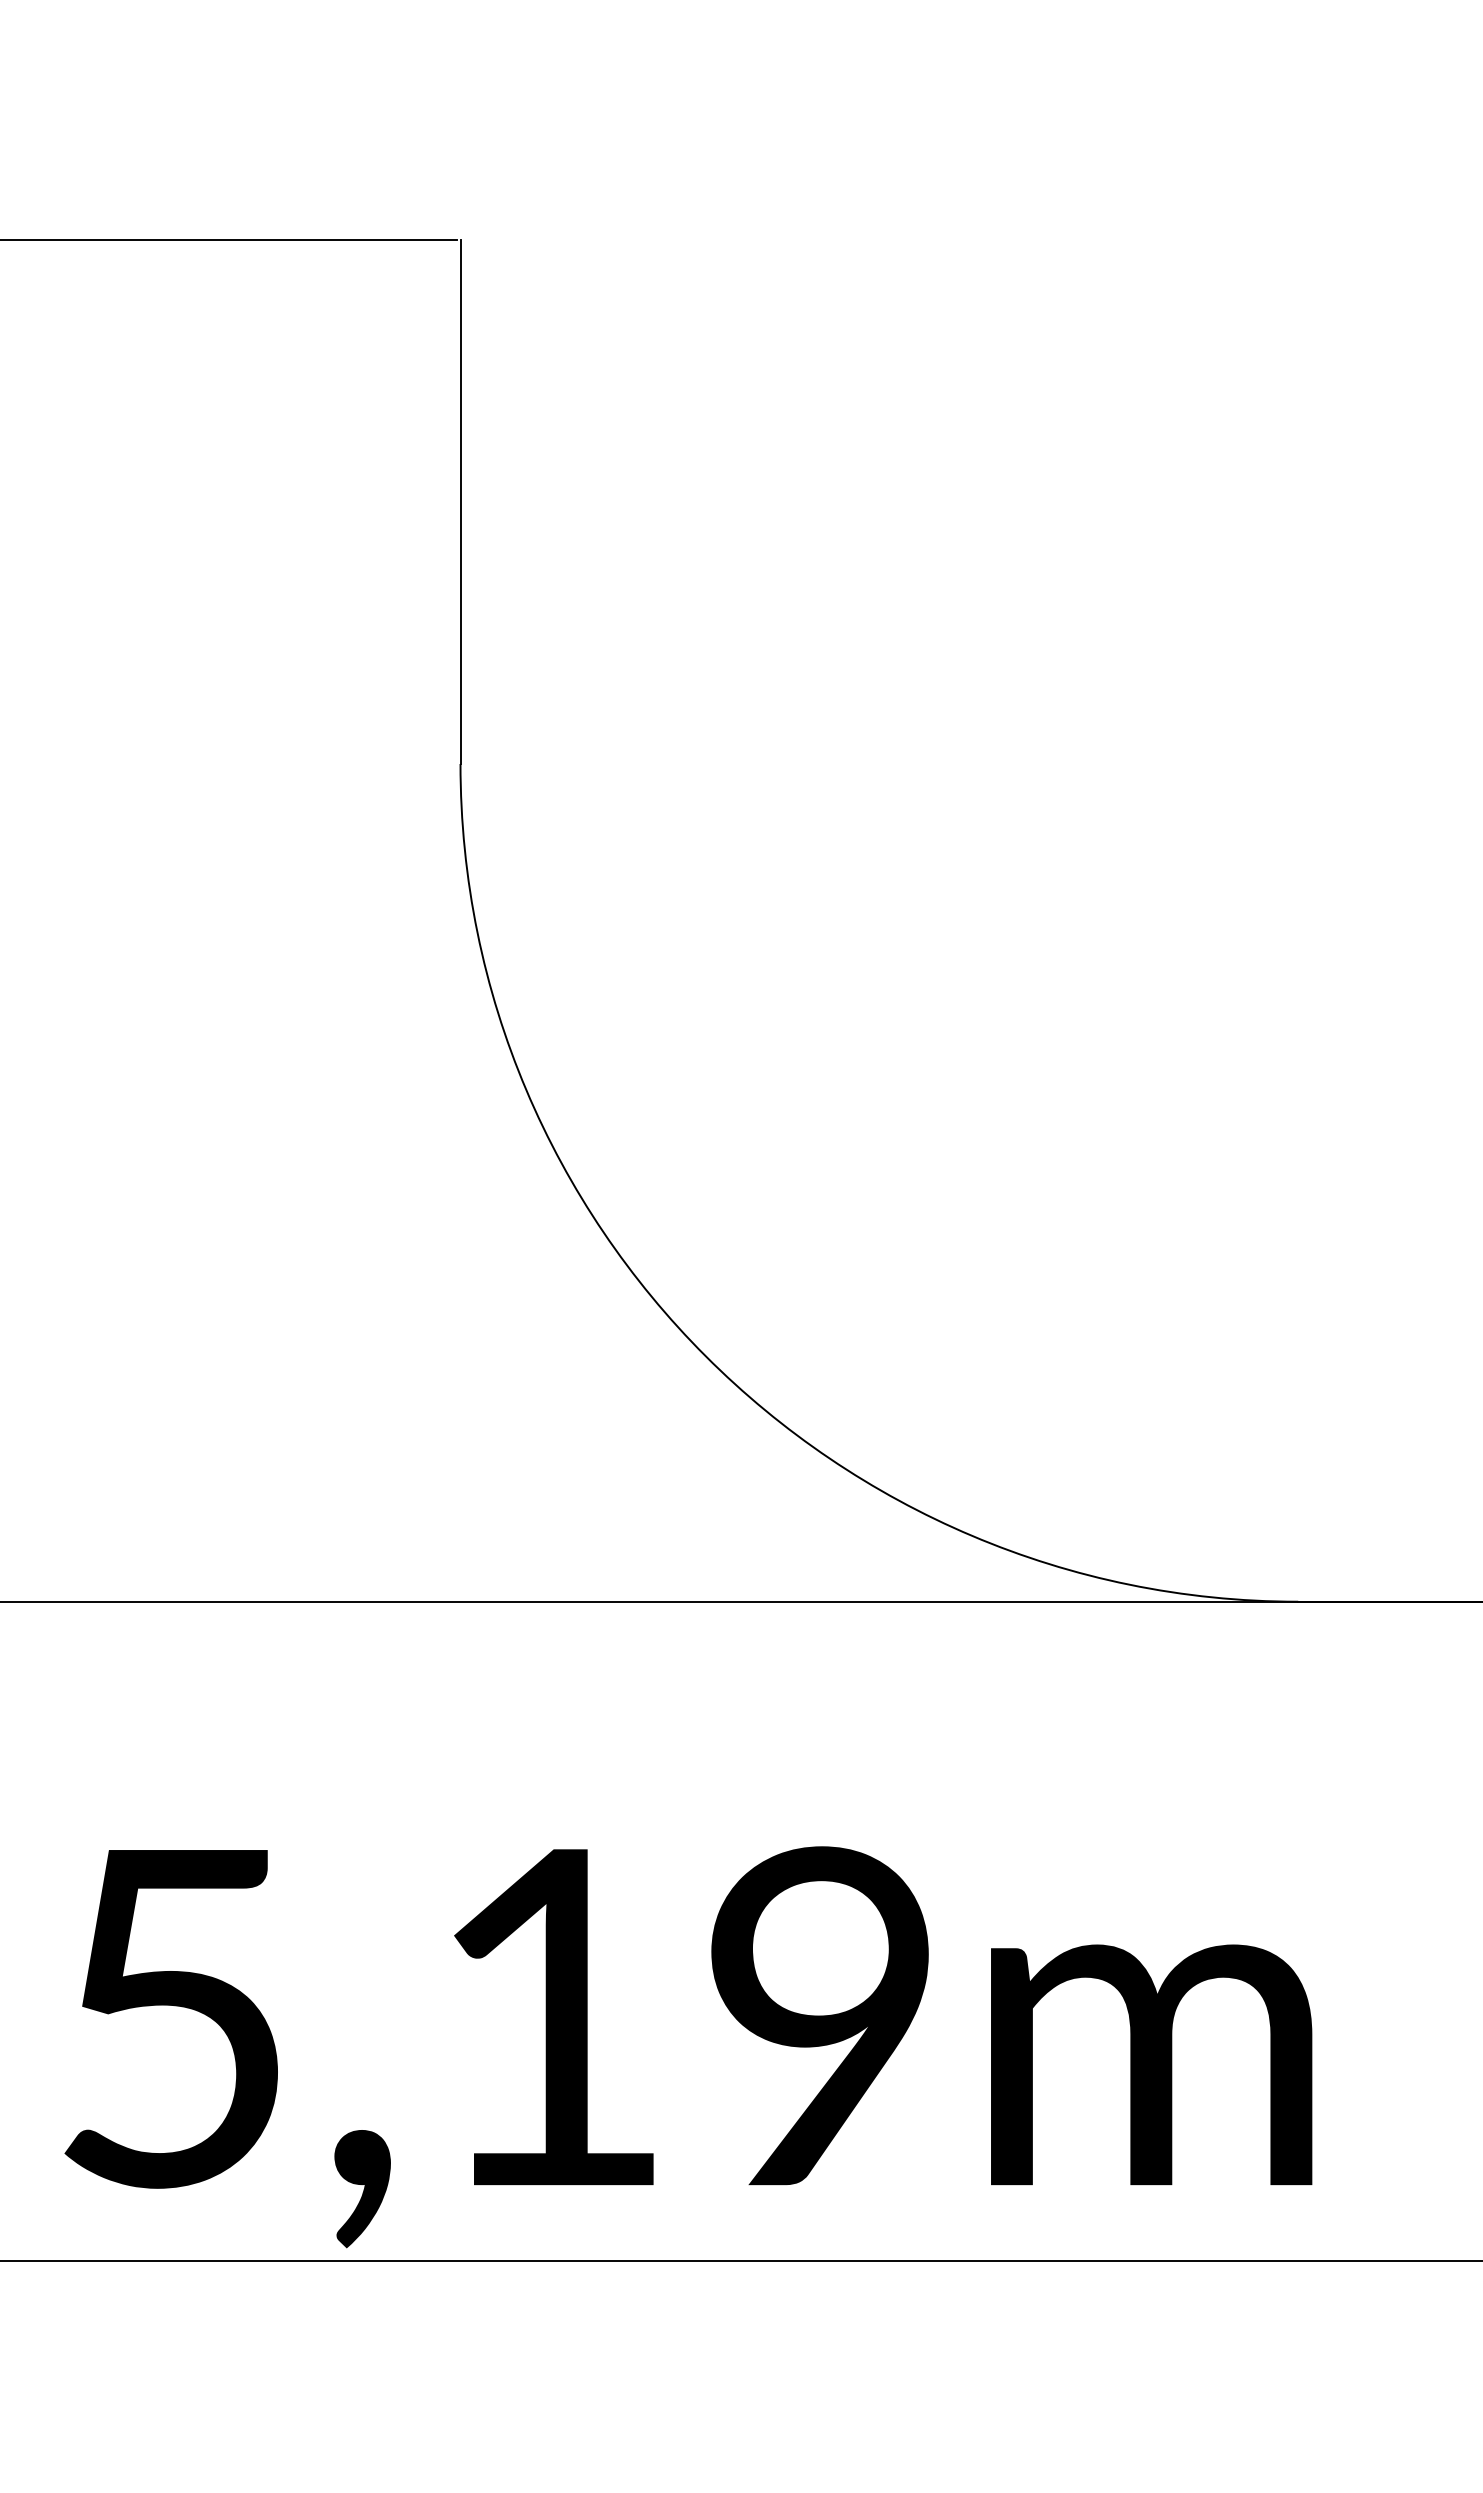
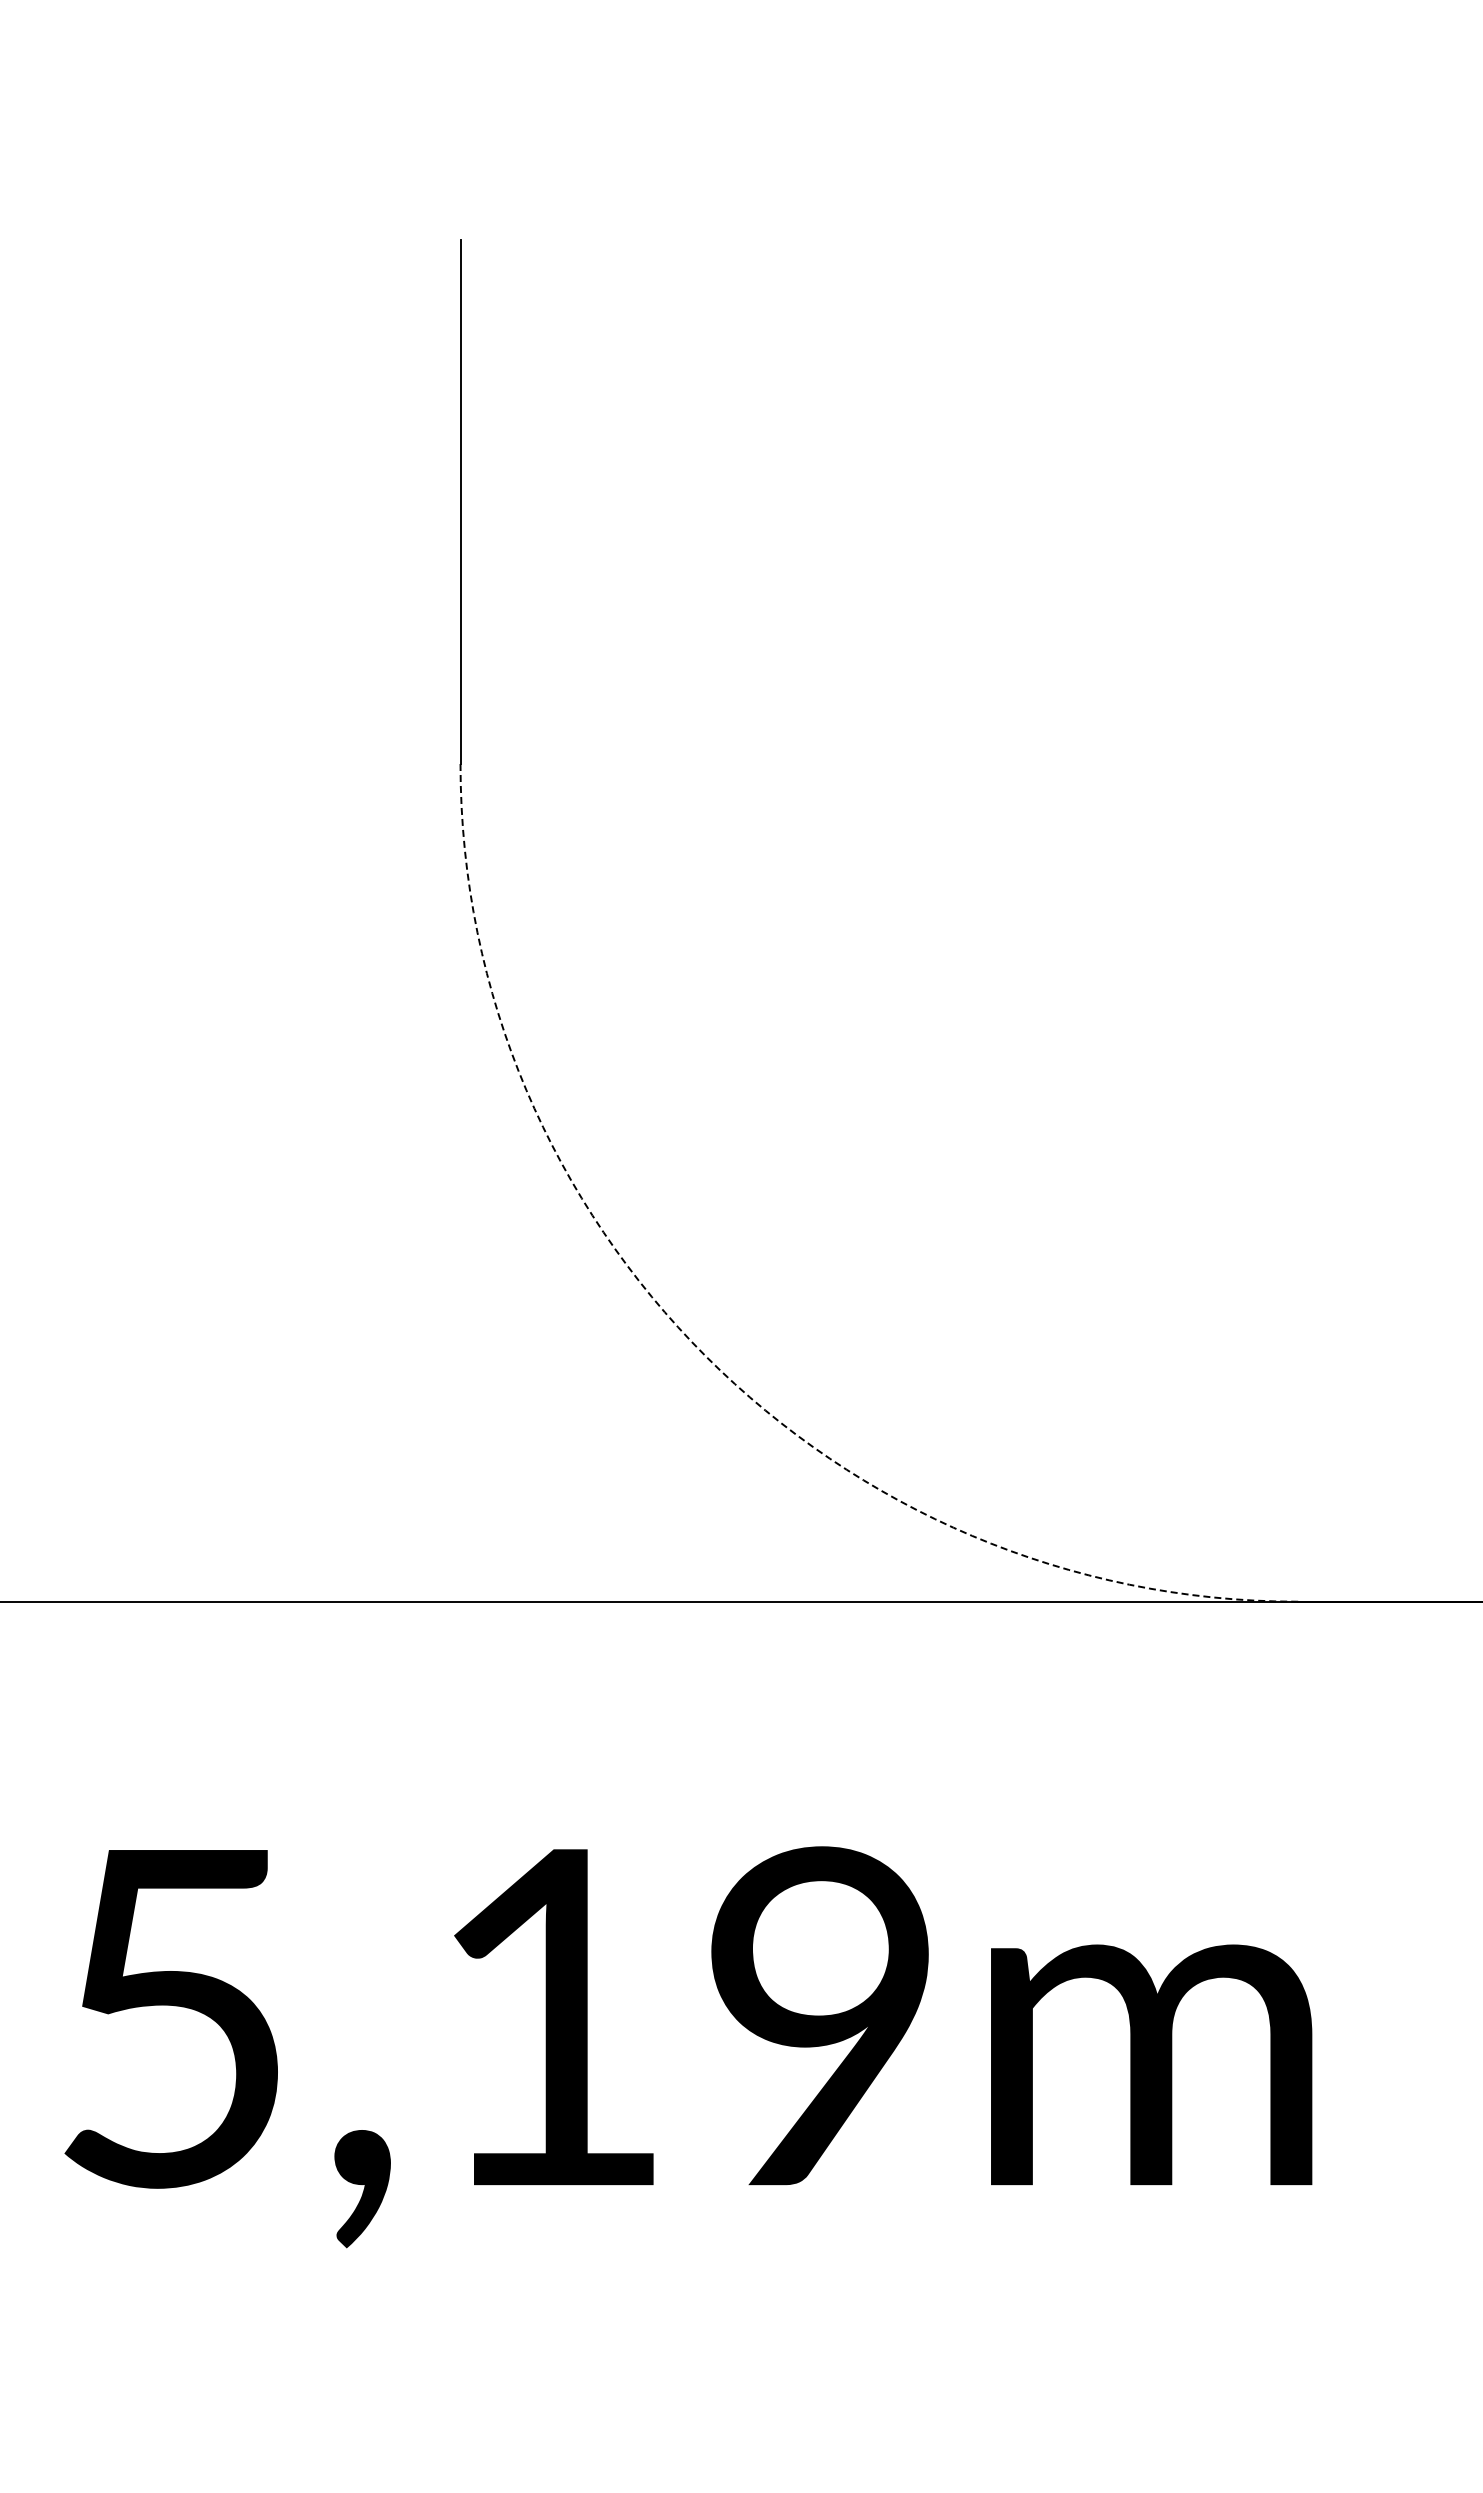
line: present -> none (229, 240)
arc: solid -> dashed (705, 1356)
line: present -> none (740, 2260)
